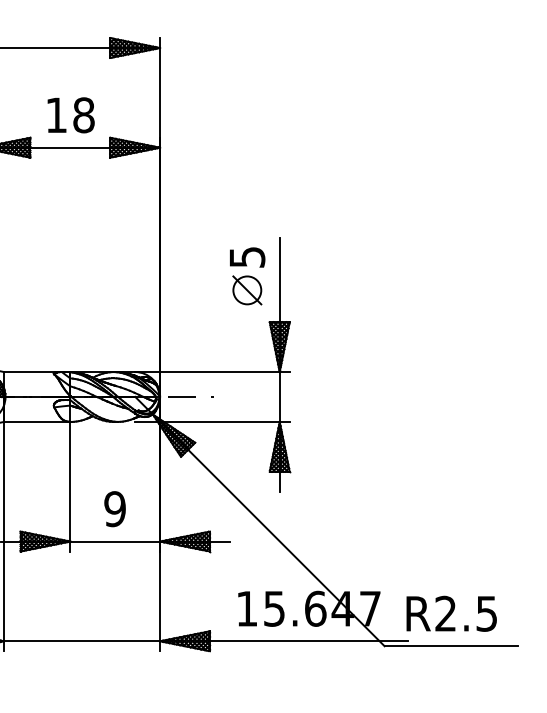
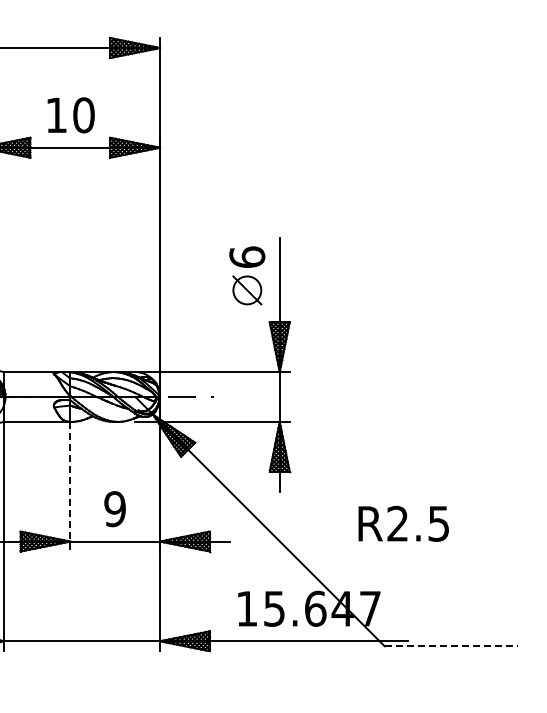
text: 18 -> 10 (83, 115)
text: 5 -> 6 (247, 256)
line: solid -> dashed (70, 486)
text position: (451, 613) -> (403, 523) (403, 523)
line: solid -> dashed (451, 646)
